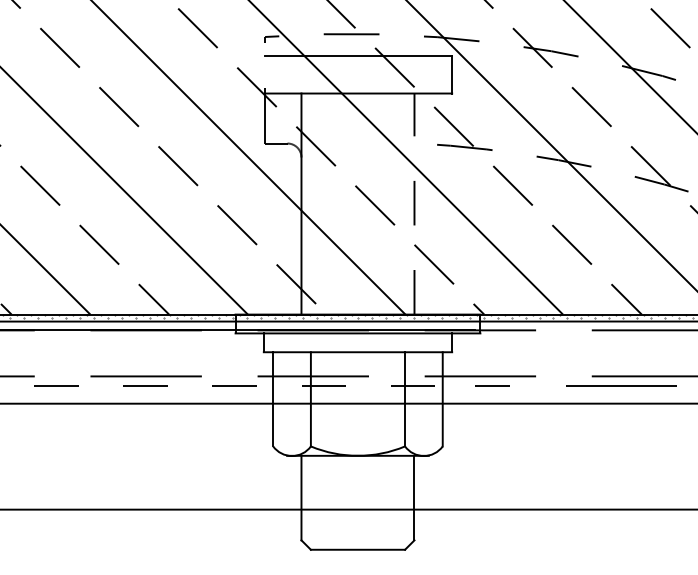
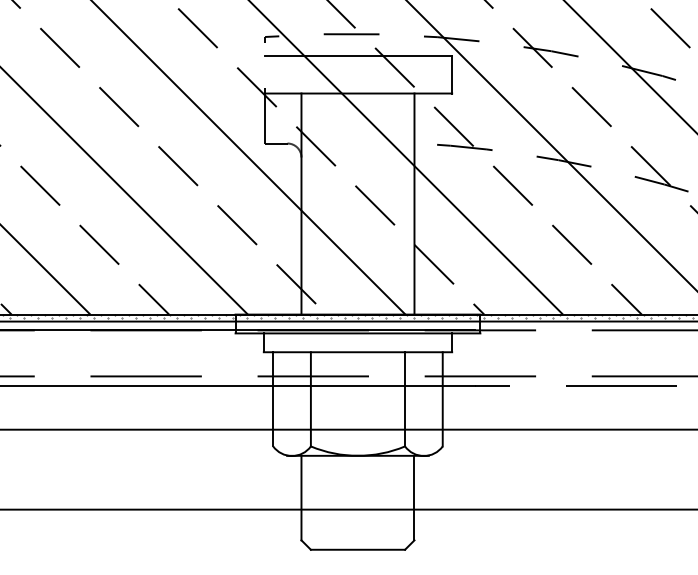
line: dashed -> solid (414, 204)
line: dashed -> solid (237, 386)
line position: (348, 403) -> (348, 429) (348, 429)
